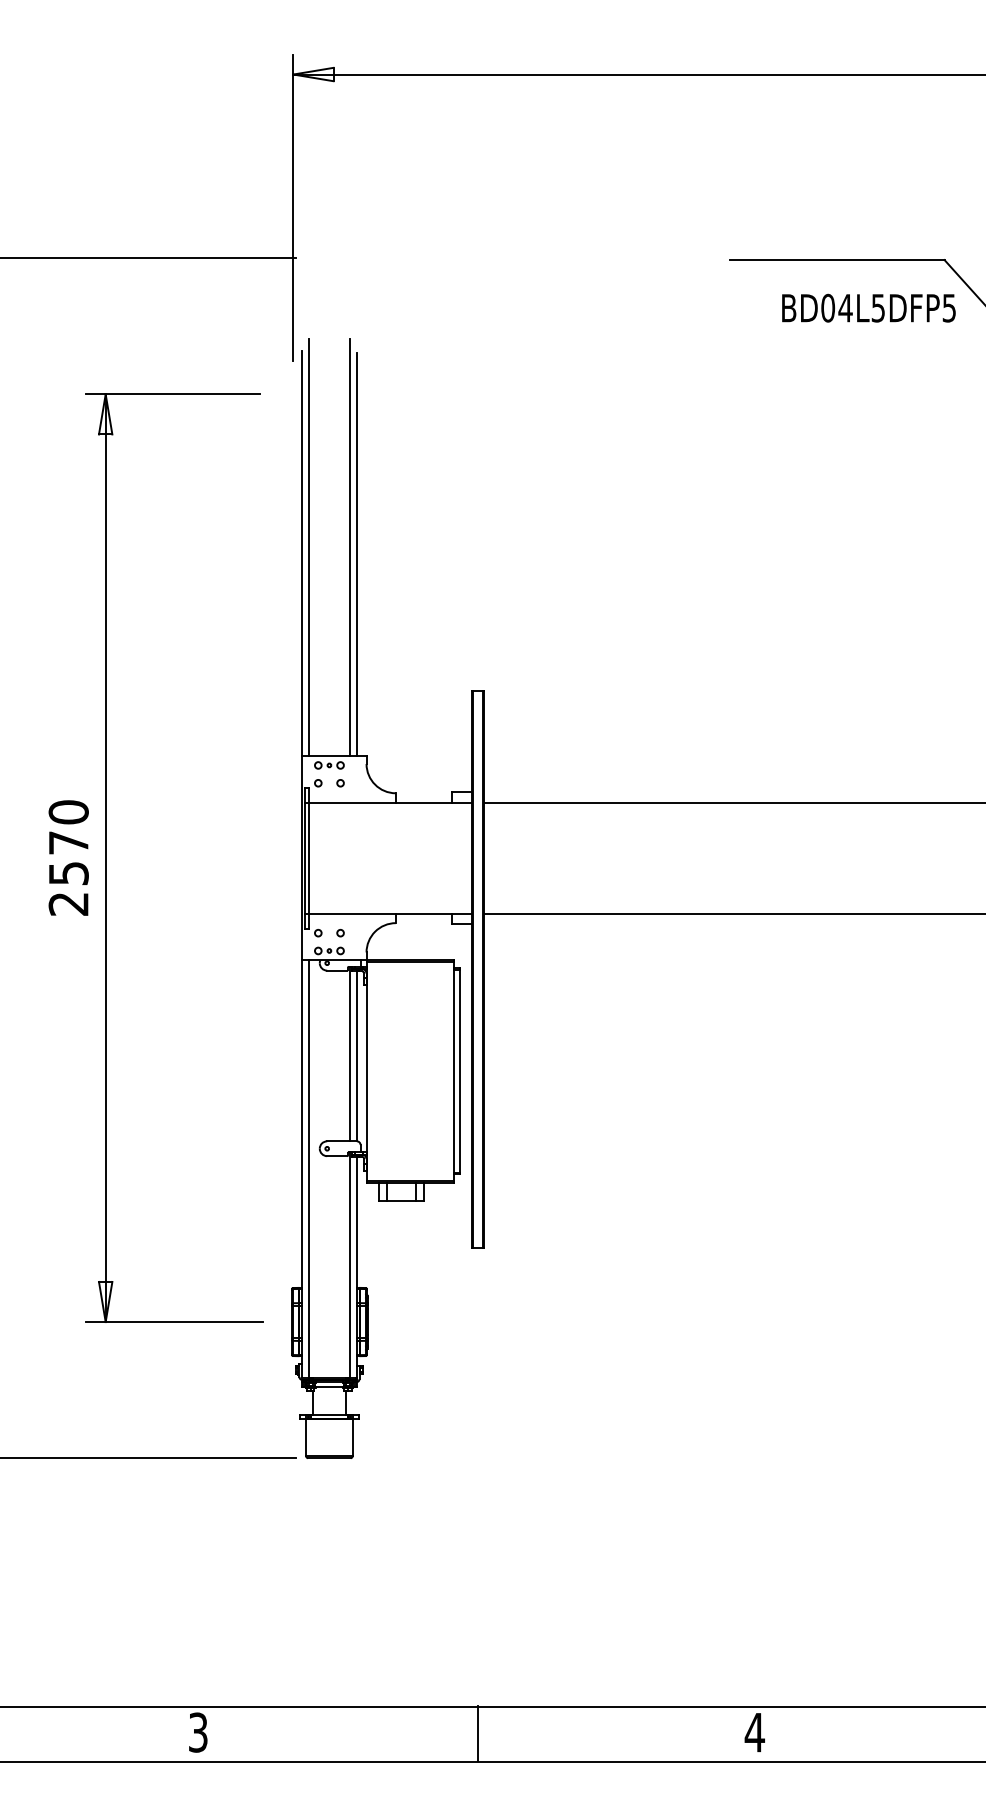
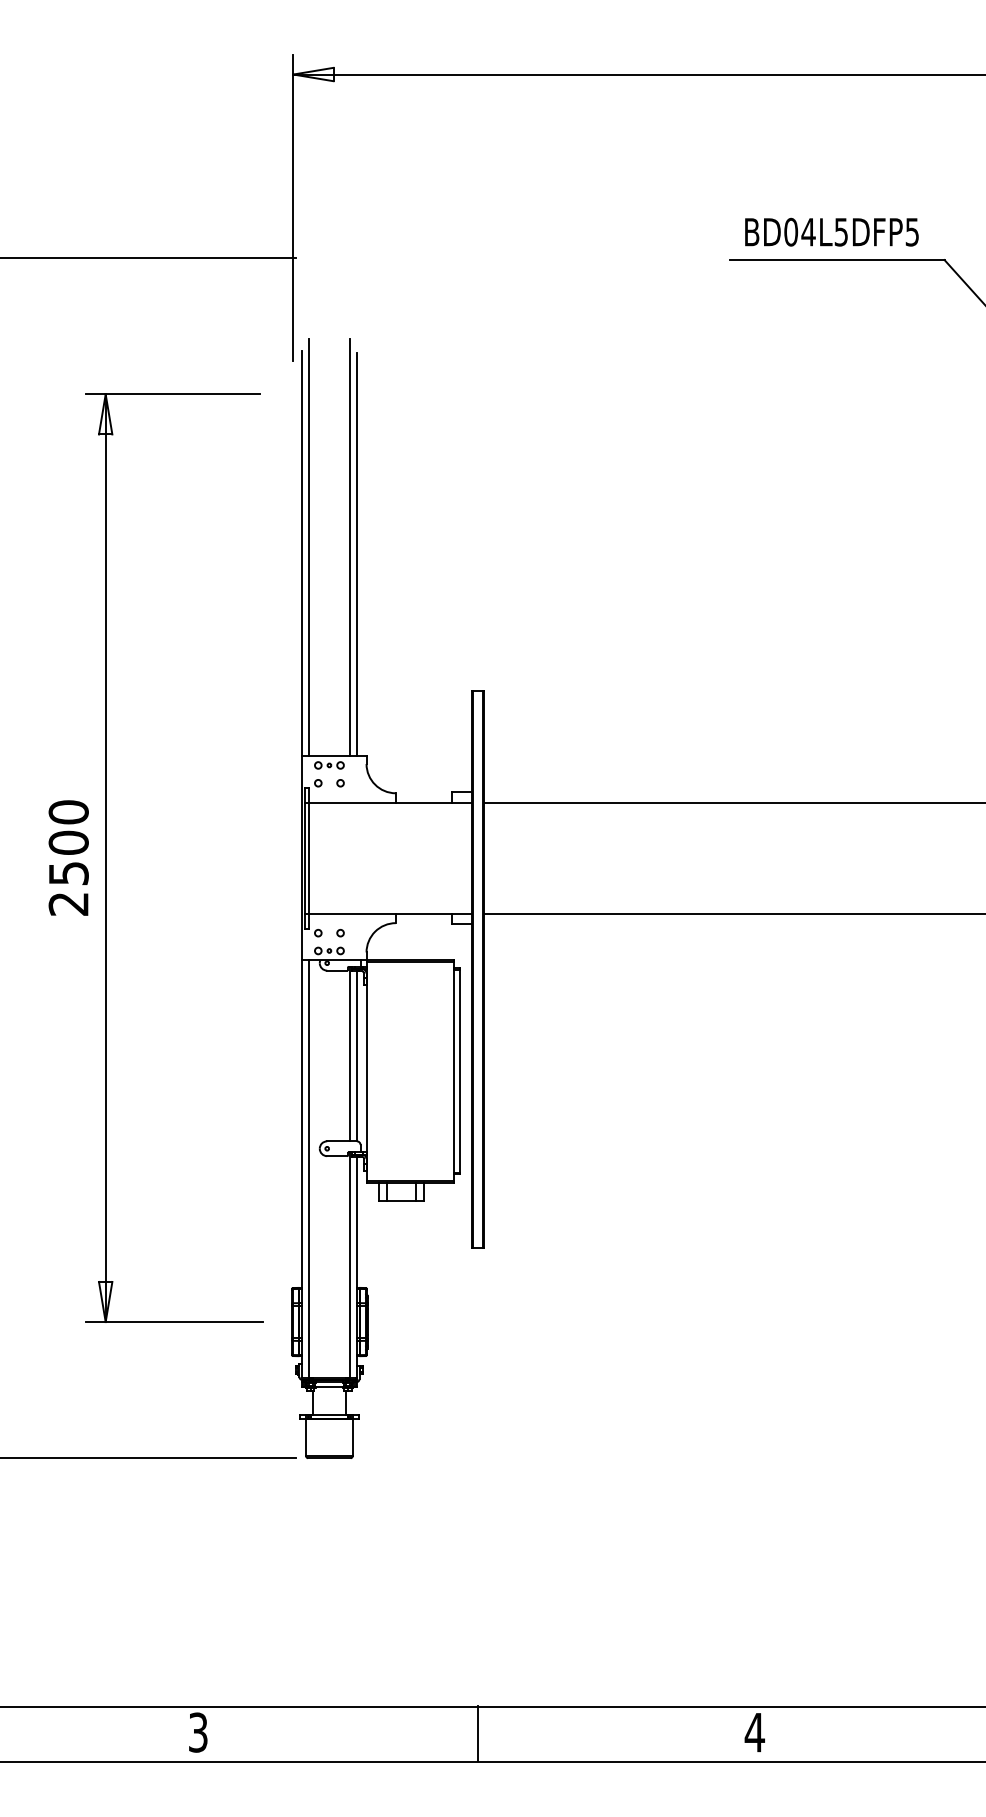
text position: (868, 307) -> (831, 231) (831, 231)
text: 2570 -> 2500 (68, 842)
